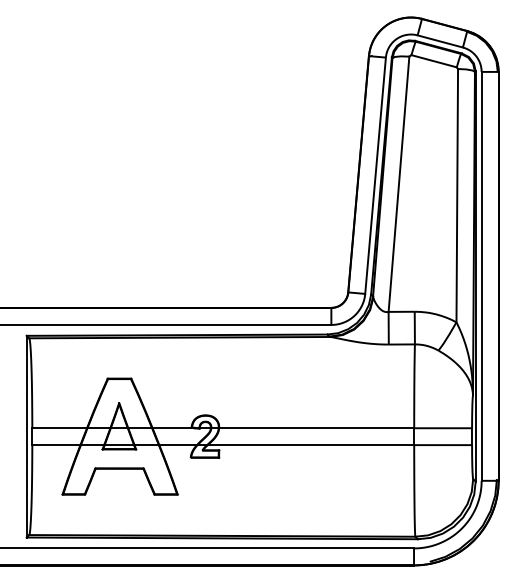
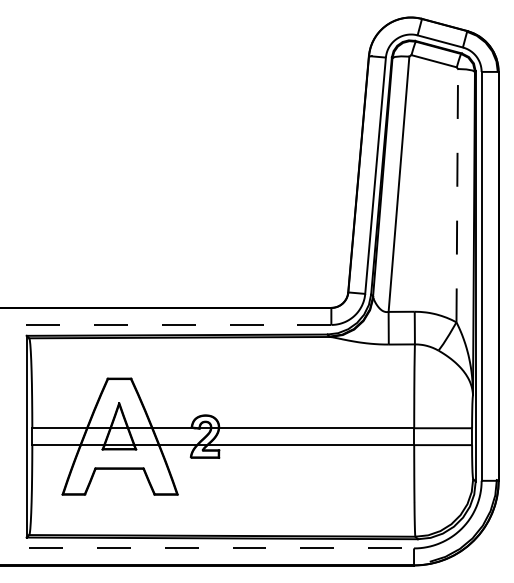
line: solid -> dashed (457, 195)
line: solid -> dashed (165, 324)
line: solid -> dashed (207, 548)
